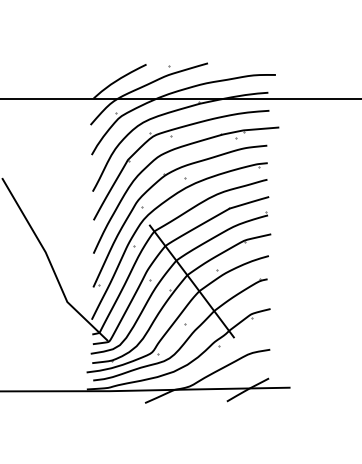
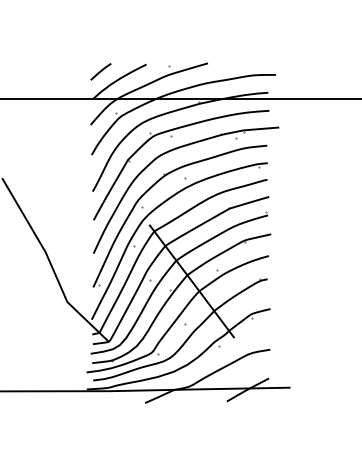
line: none -> present (100, 71)
